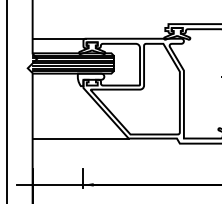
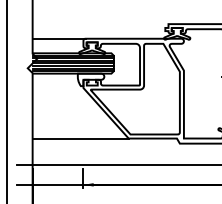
line: none -> present (117, 164)
